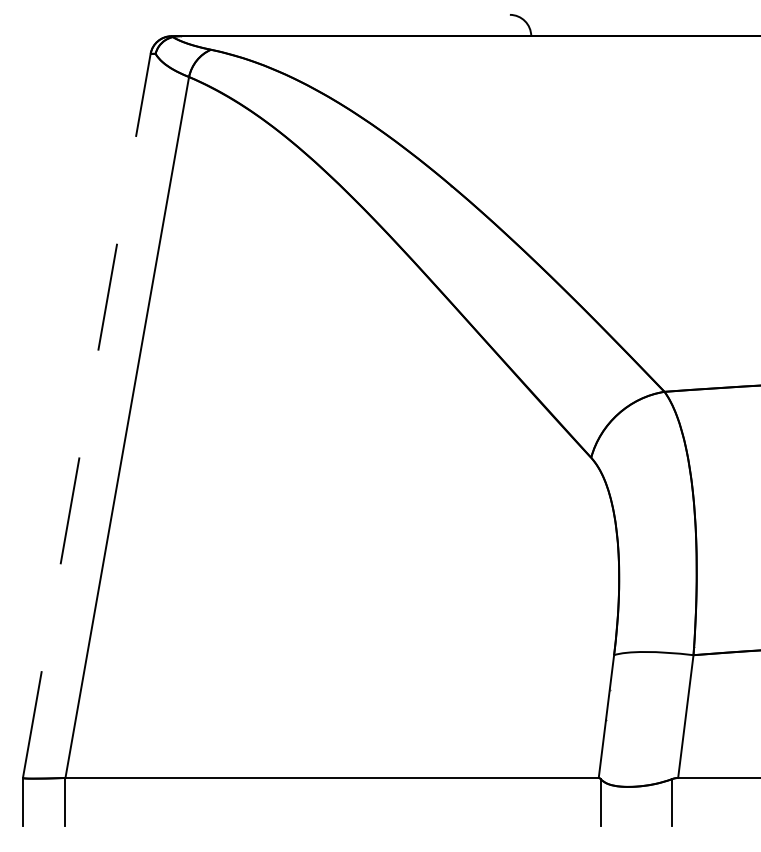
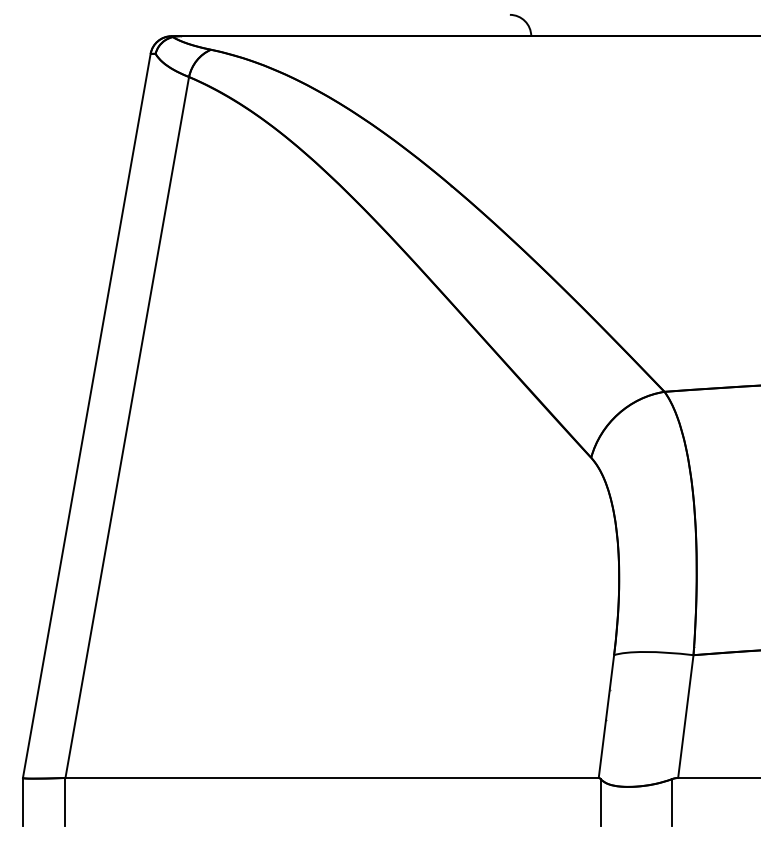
line: dashed -> solid (86, 415)
